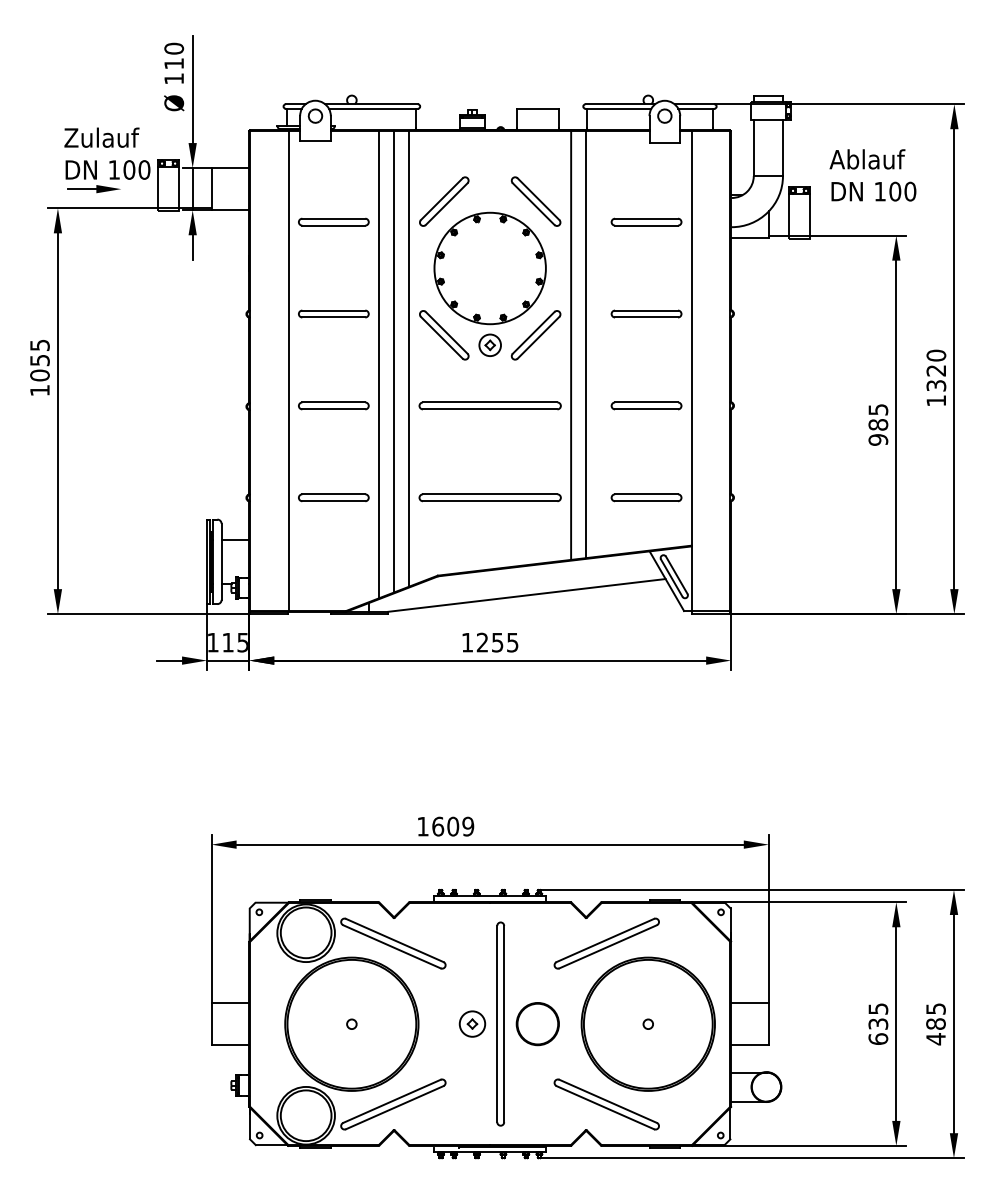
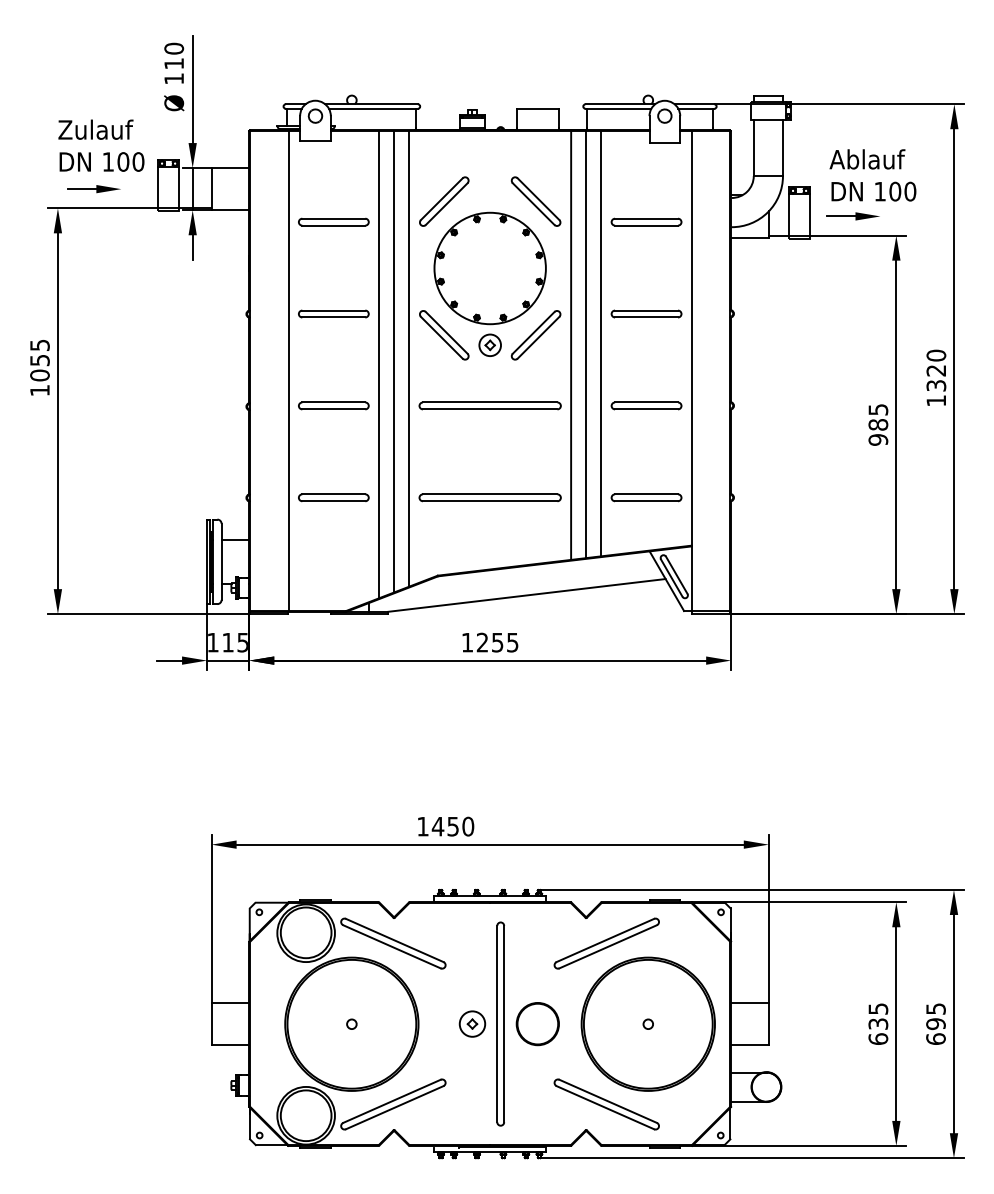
text position: (107, 153) -> (101, 145) (101, 145)
part: none -> present (852, 216)
line: none -> present (601, 343)
text: 1609 -> 1450 (452, 826)
text: 485 -> 695 (935, 1031)
